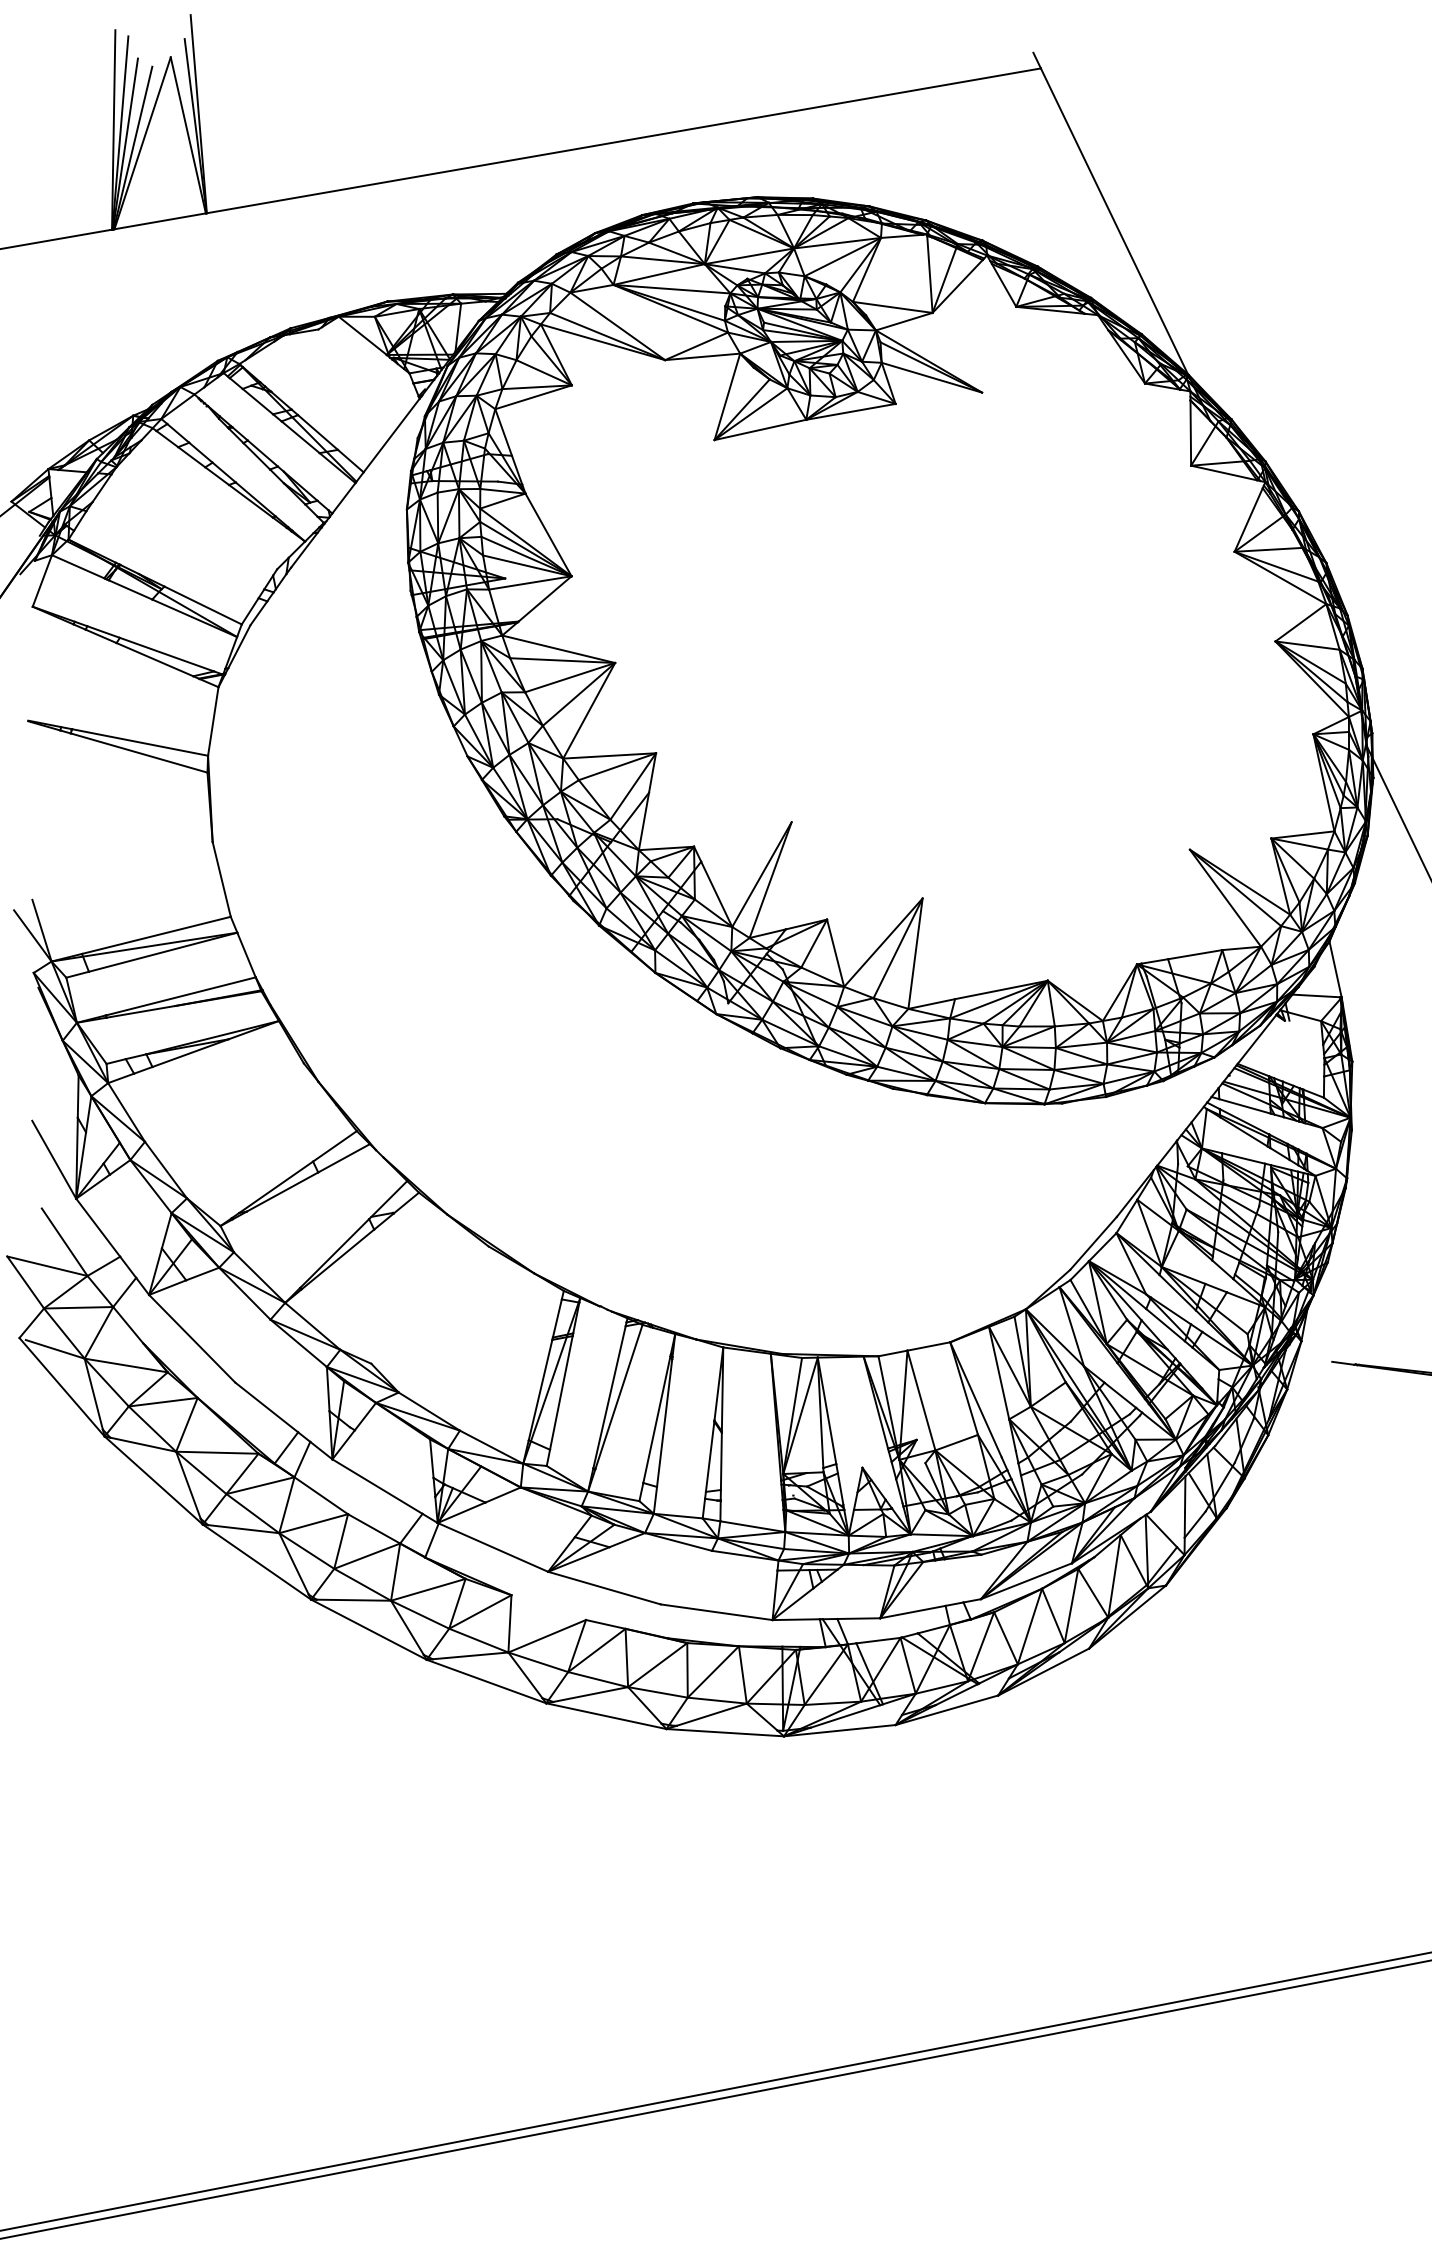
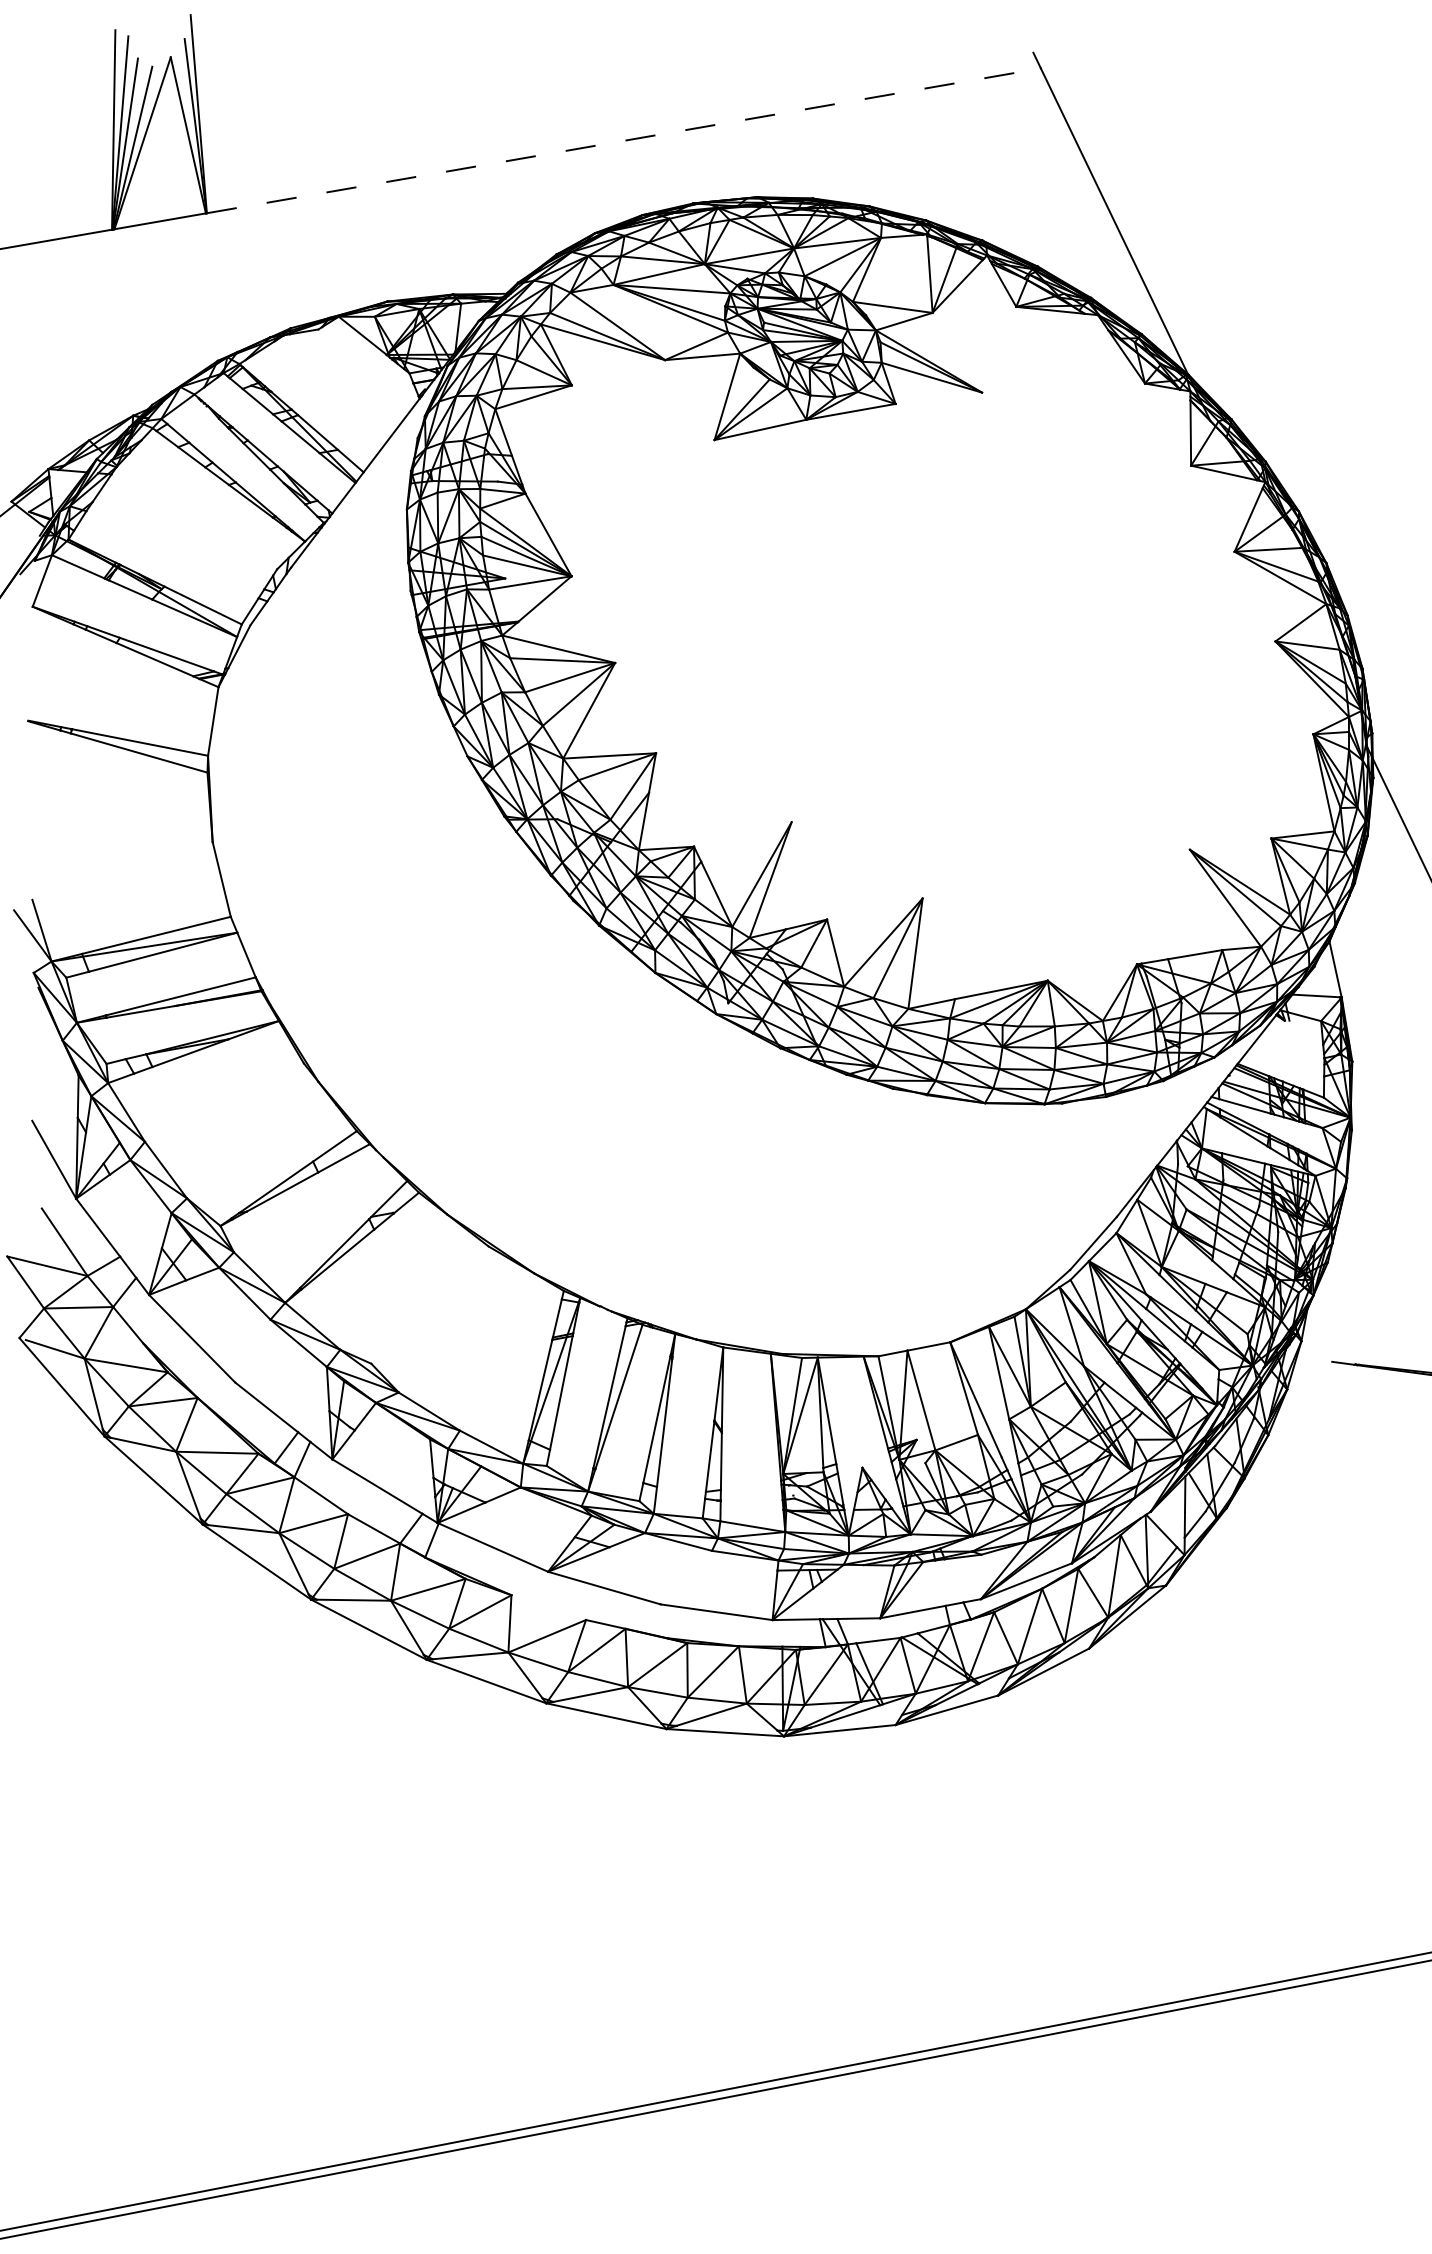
line: solid -> dashed (624, 140)
